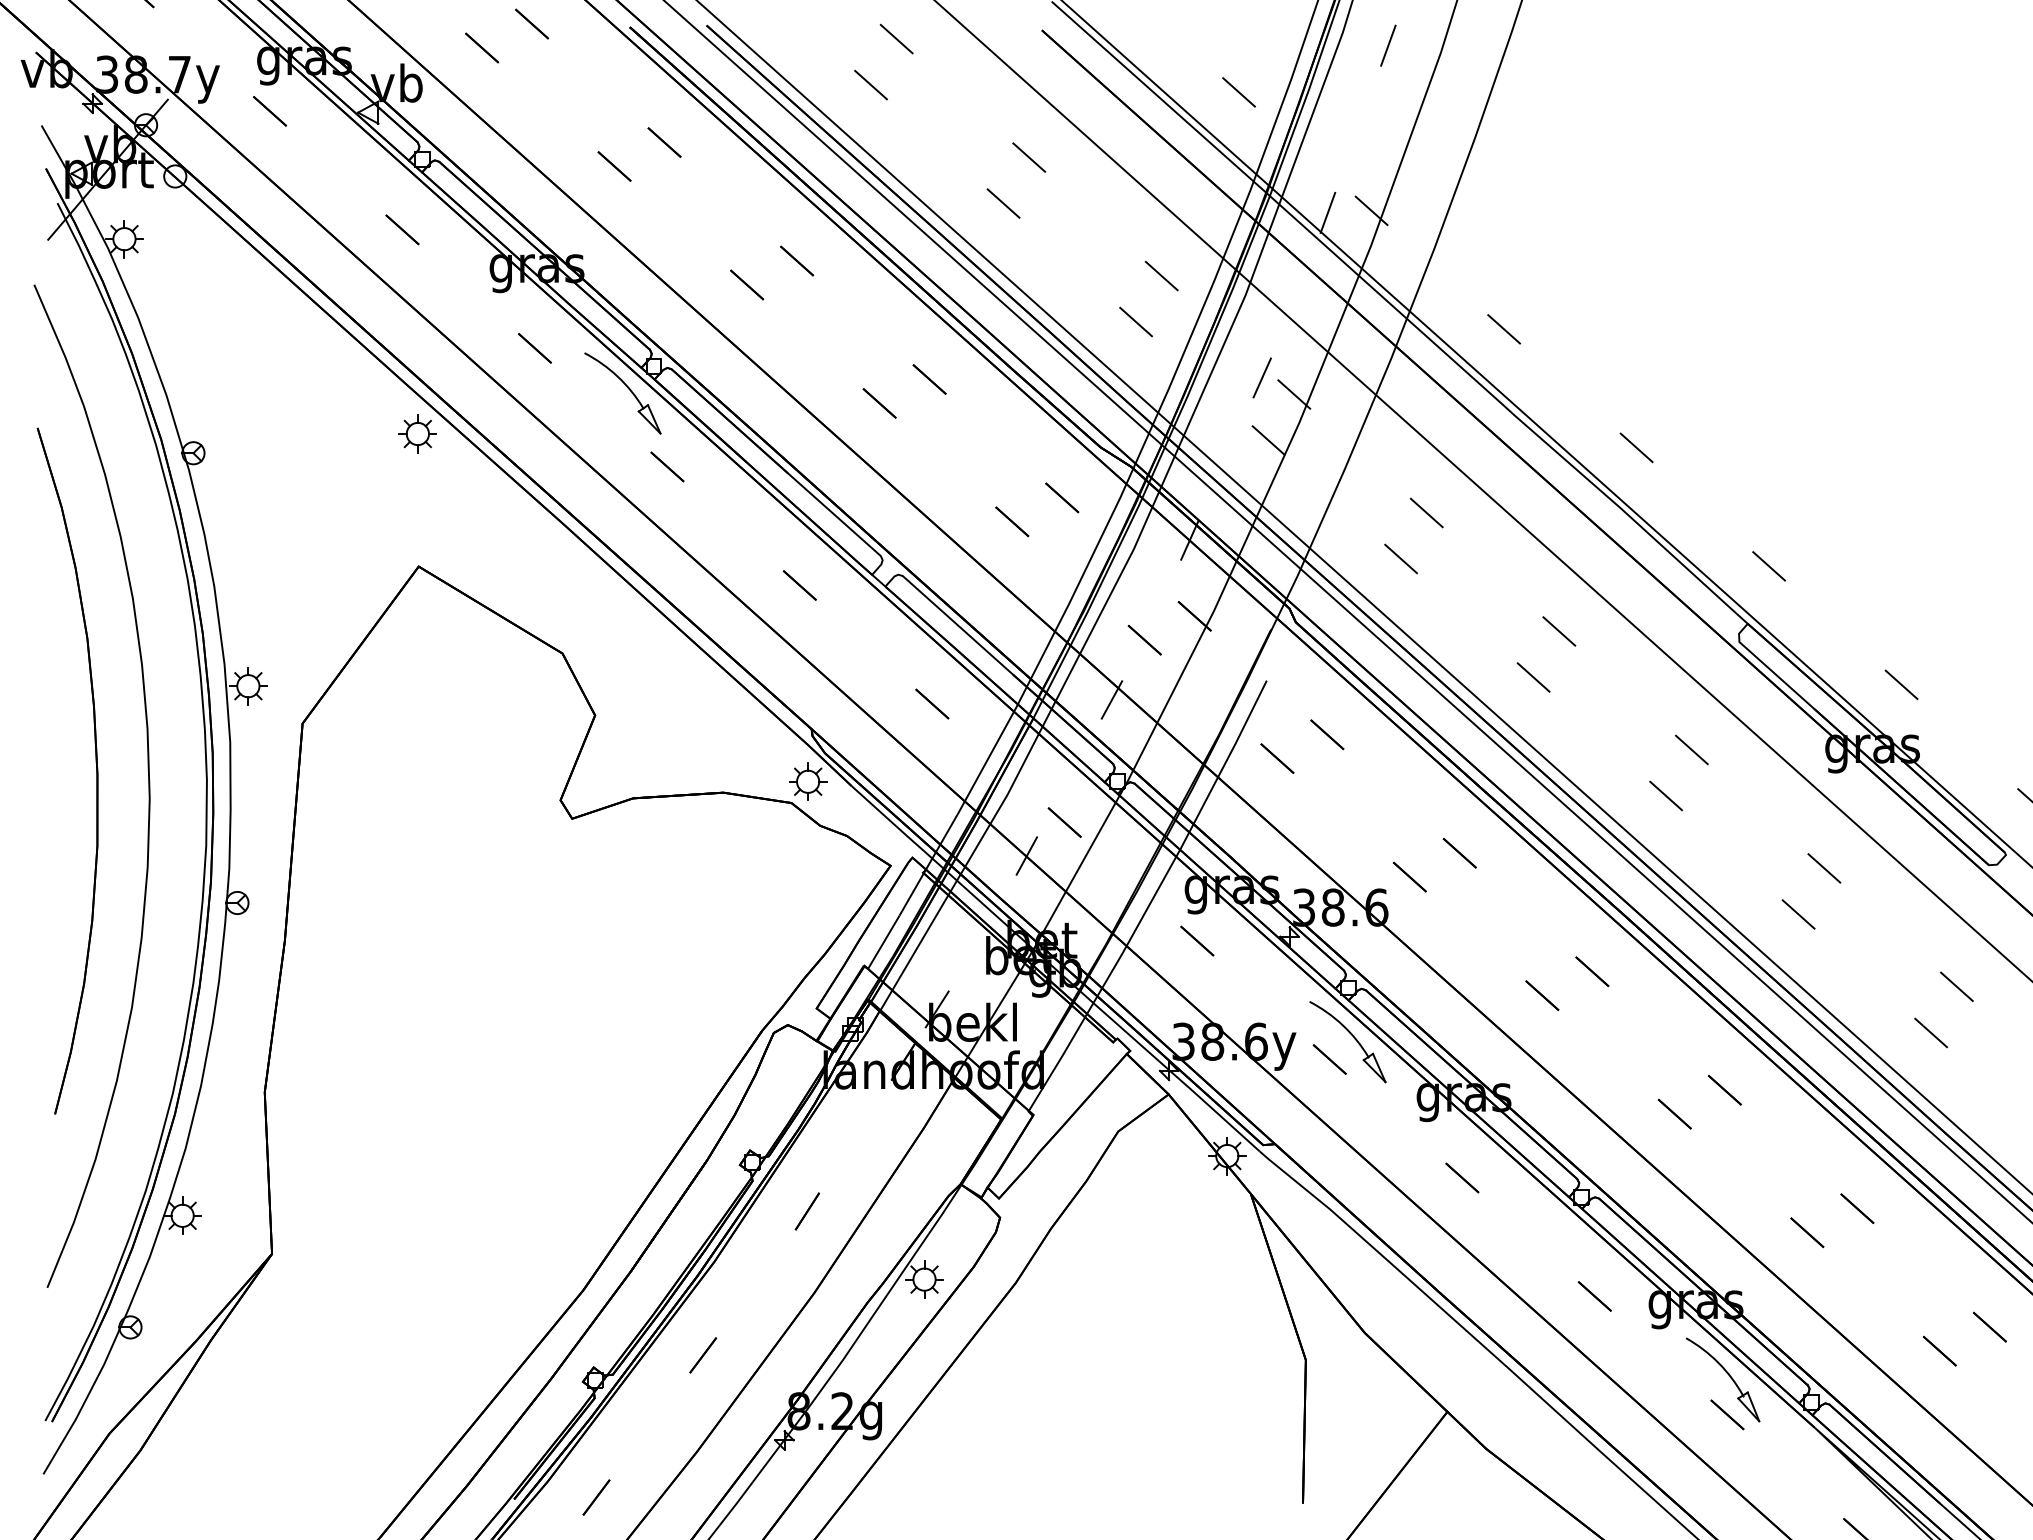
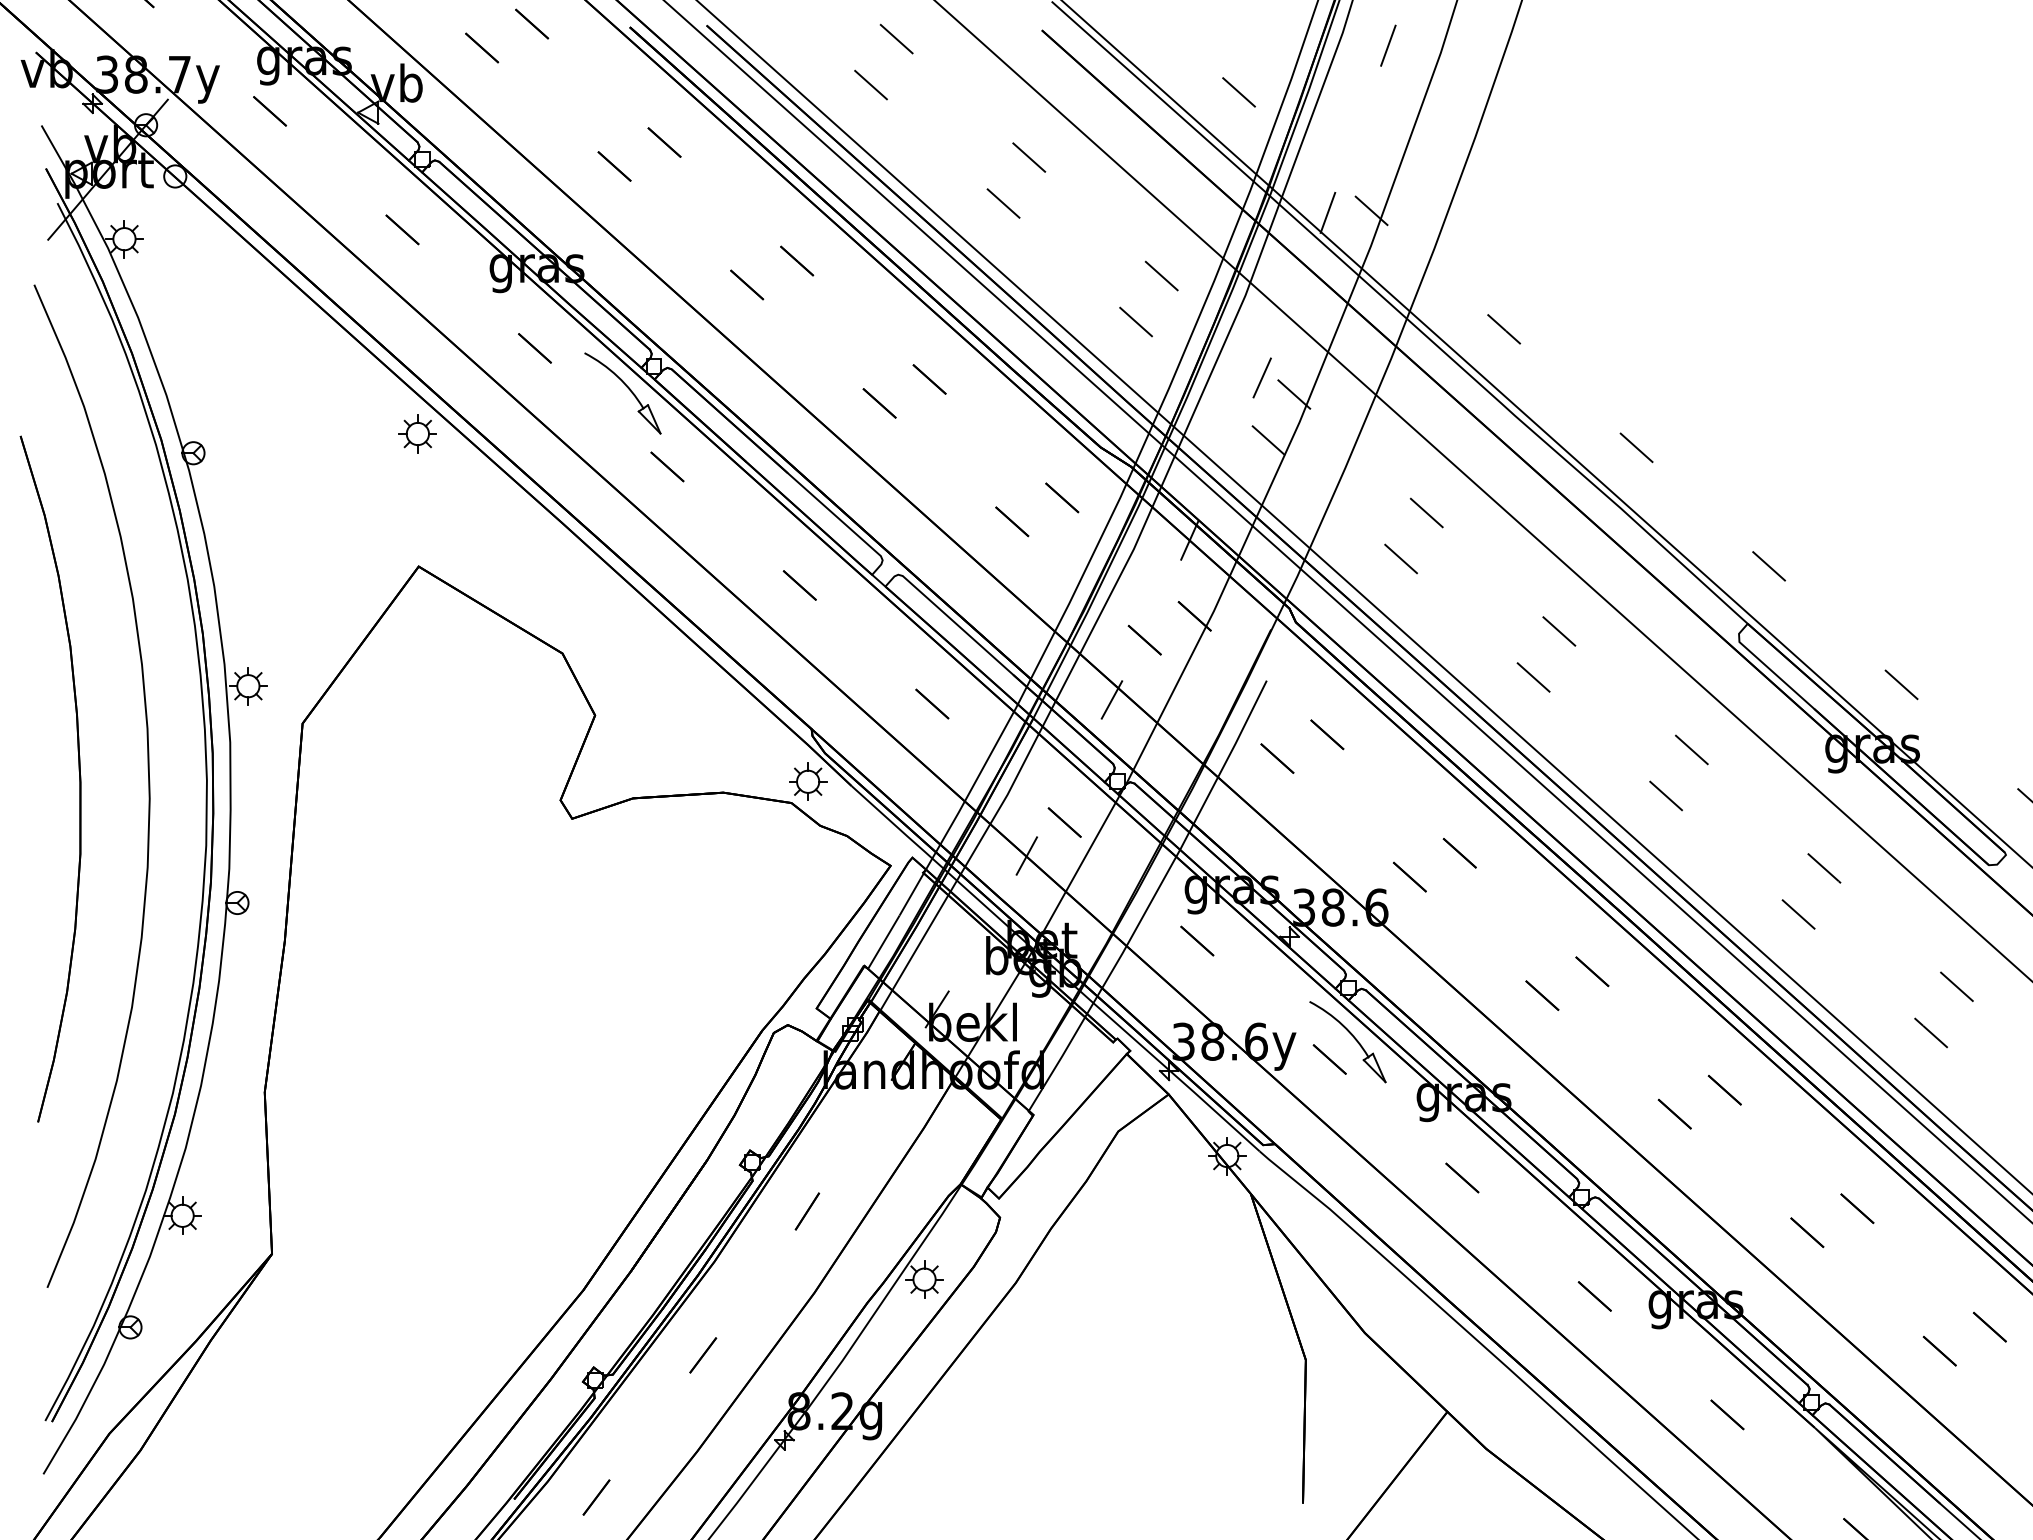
part position: (96, 770) -> (79, 778) (79, 778)
part: present -> none (1727, 1374)
